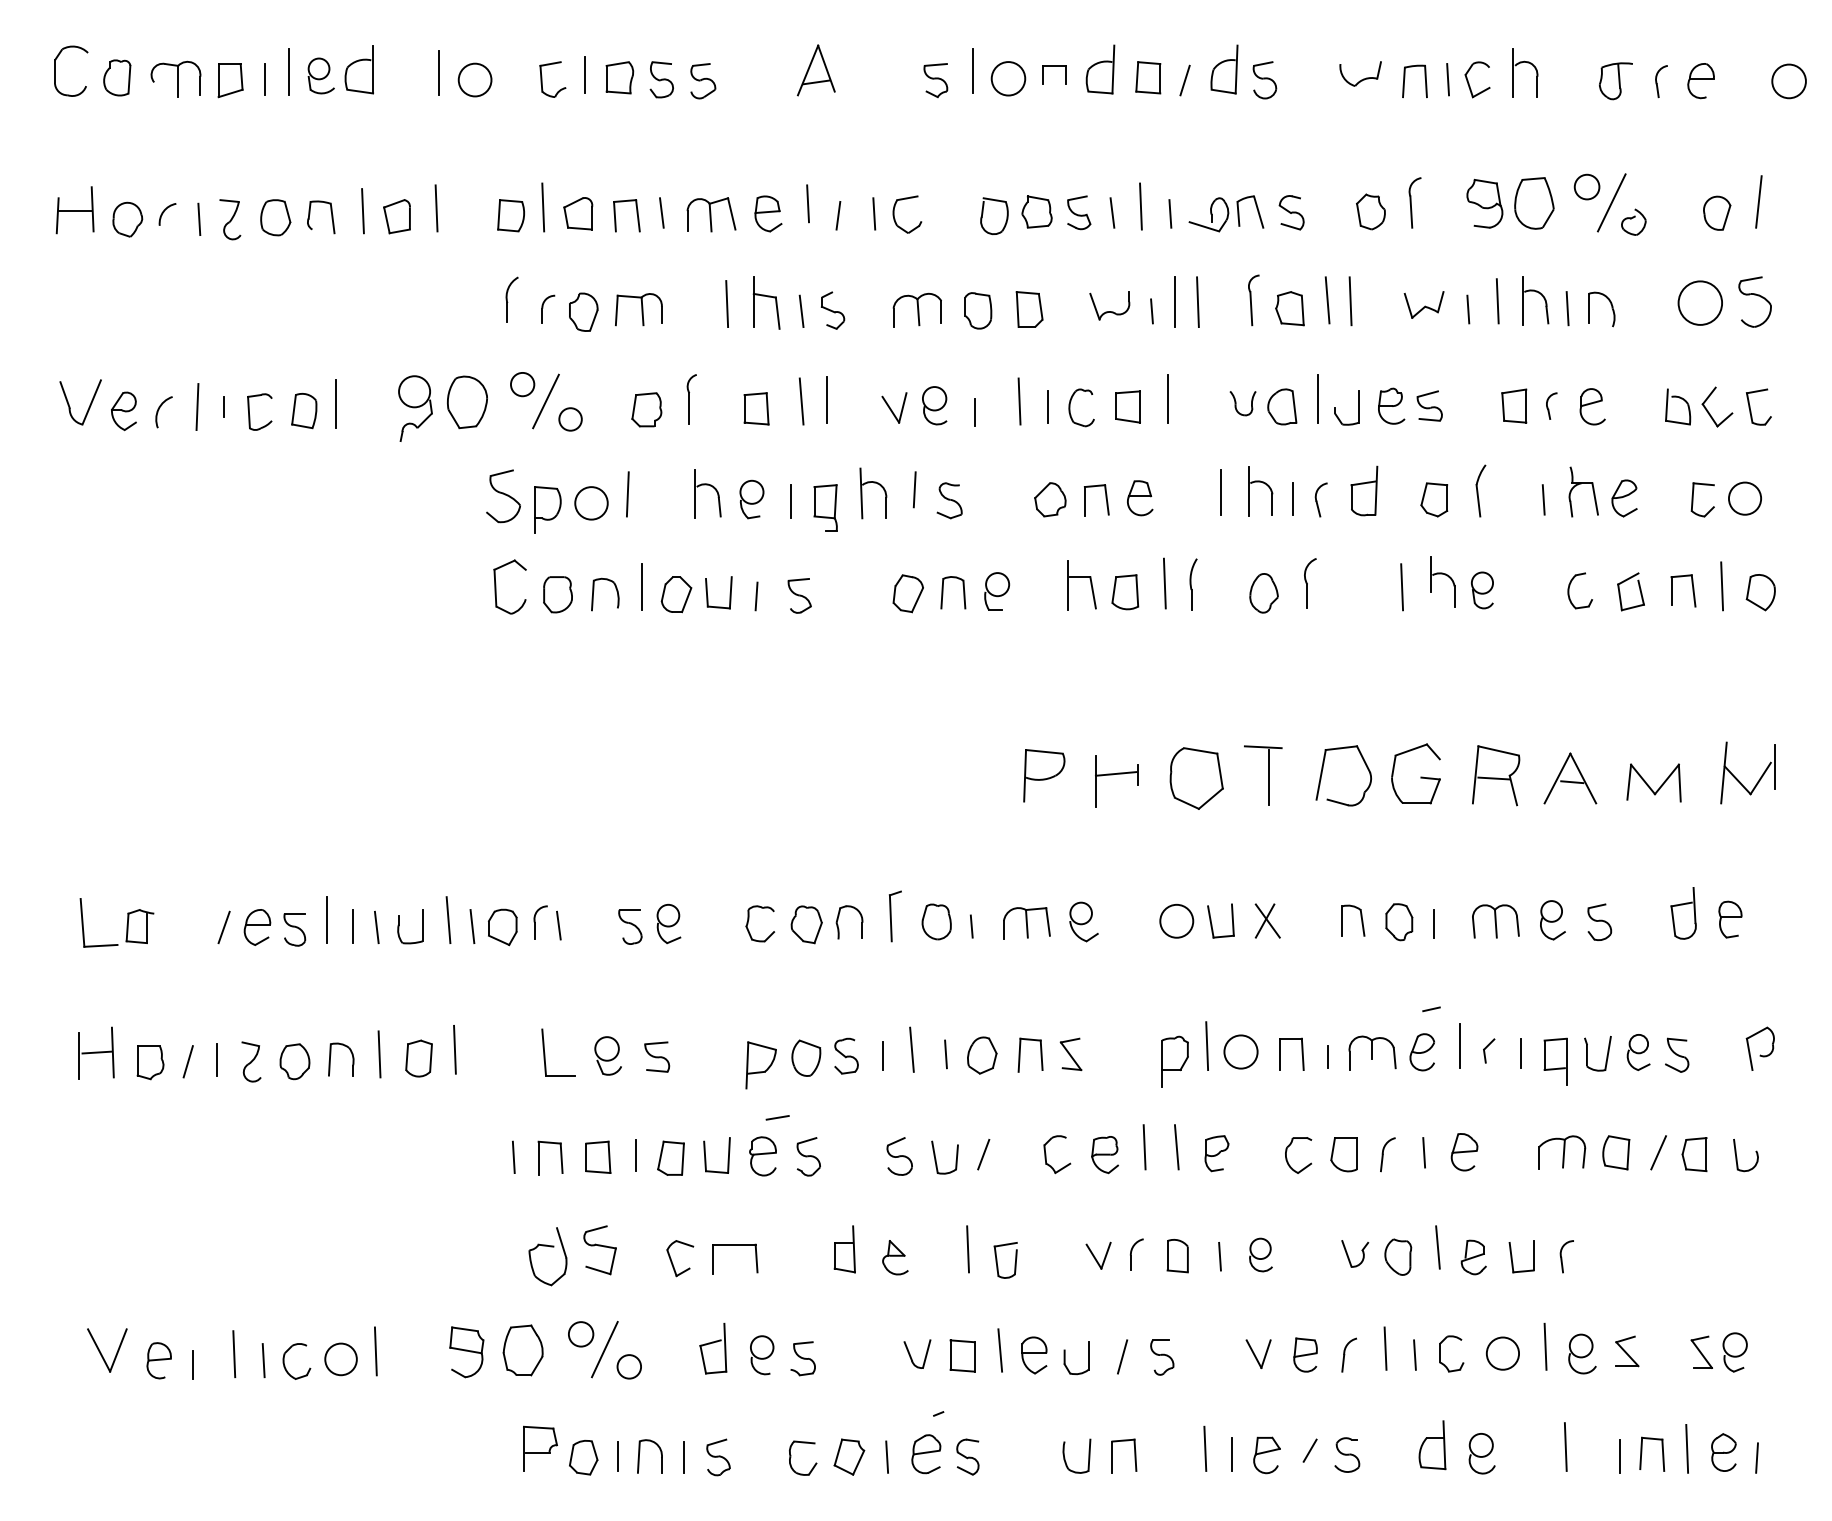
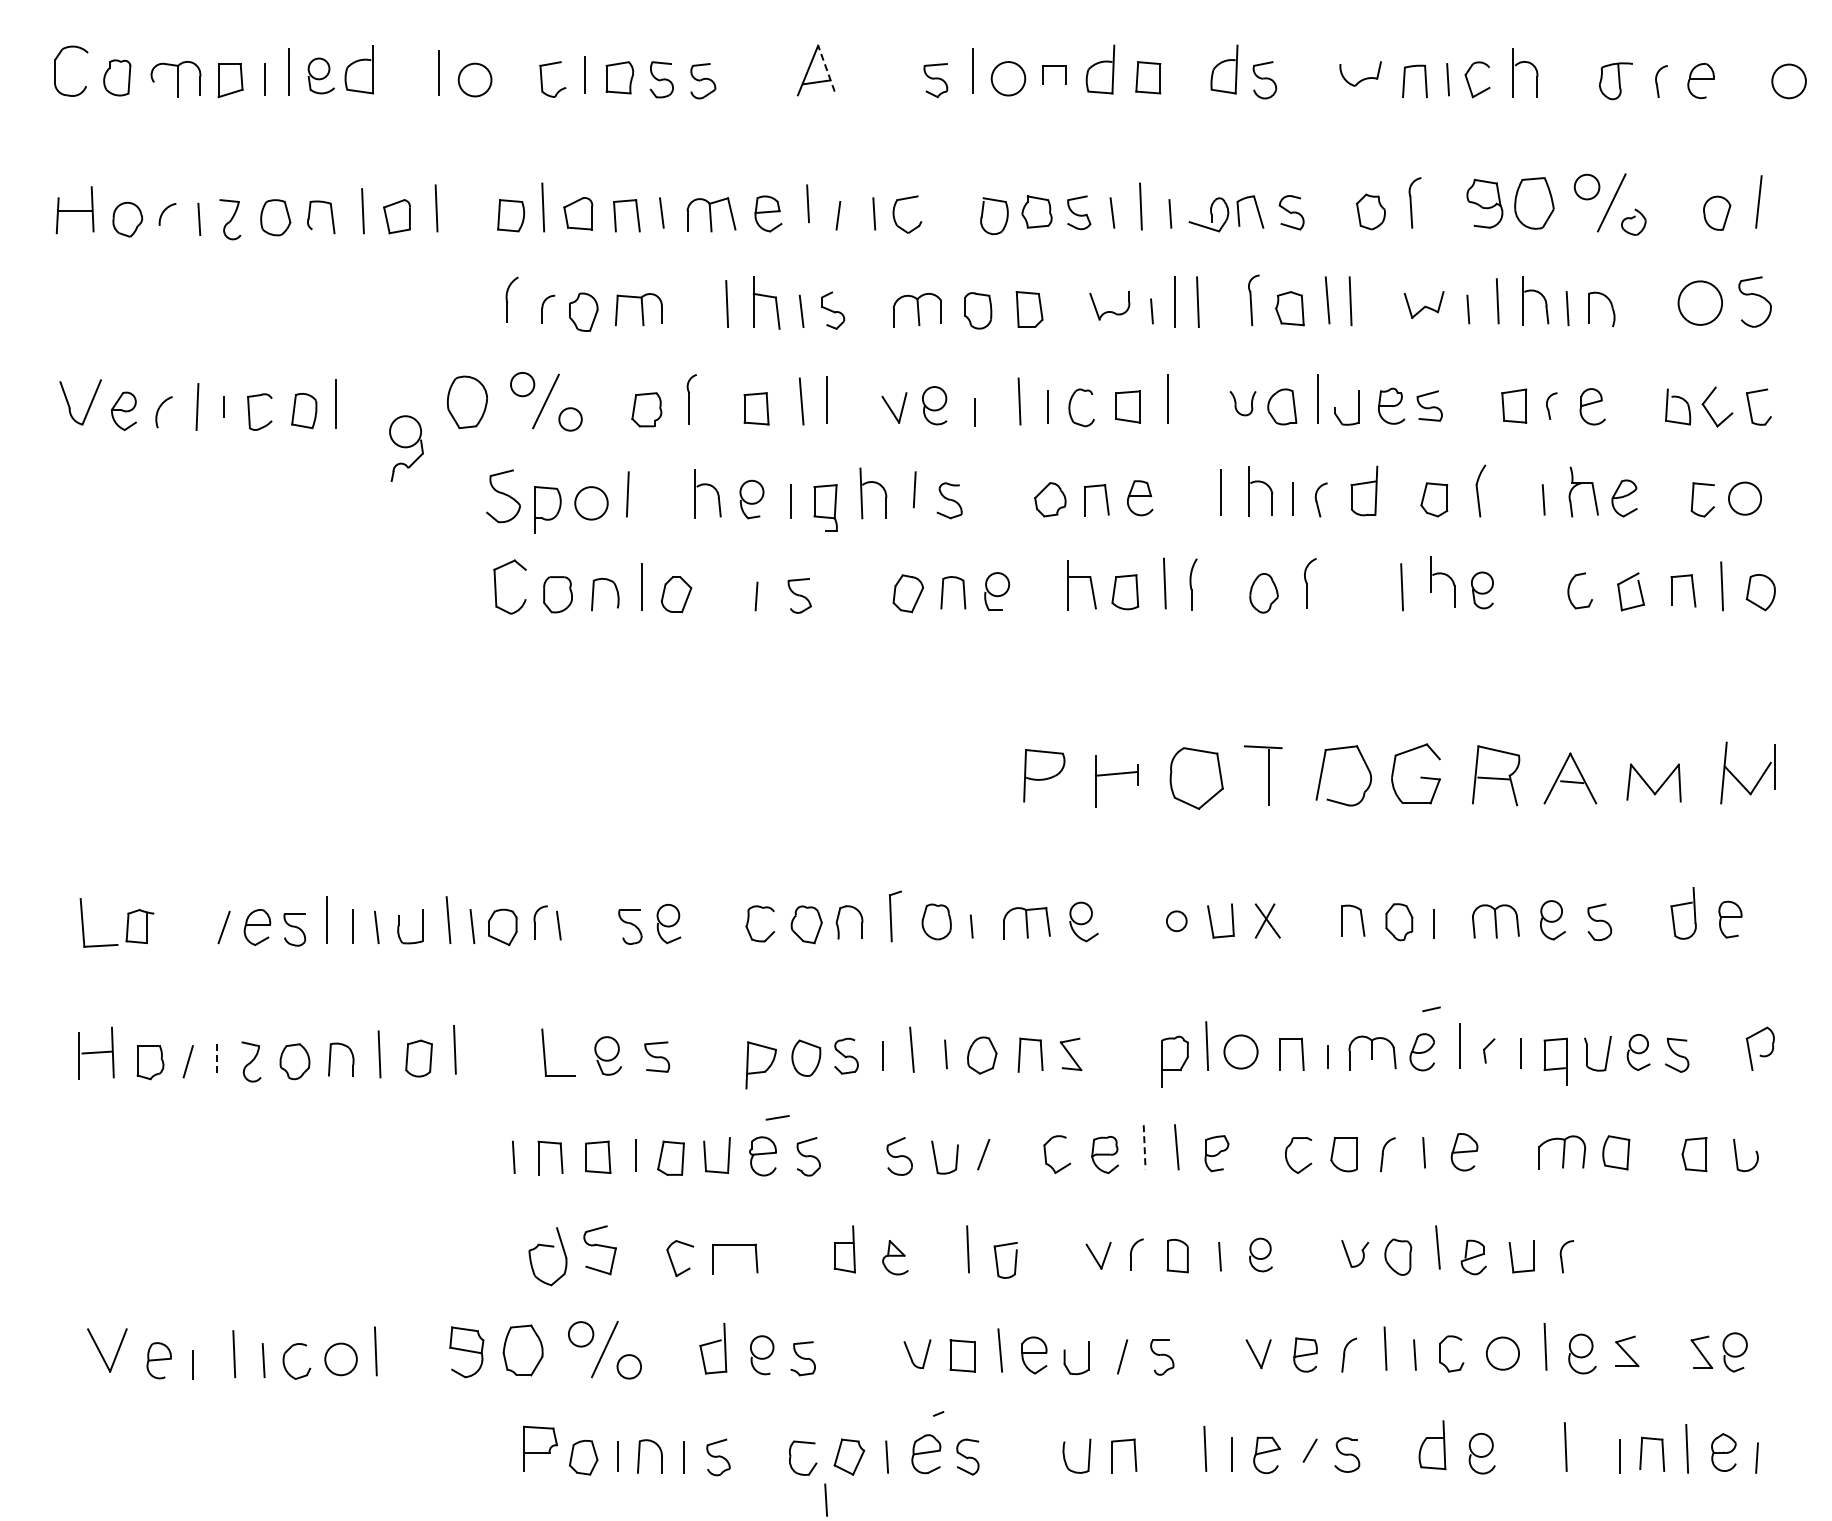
line: solid -> dashed (826, 68)
line: present -> none (1184, 80)
part position: (415, 408) -> (406, 448) (406, 448)
part: present -> none (708, 596)
circle diameter: 33 px -> 20 px (1176, 921)
line: solid -> dashed (216, 1059)
line: solid -> dashed (1144, 1147)
line: present -> none (1658, 1152)
line: none -> present (825, 1499)
